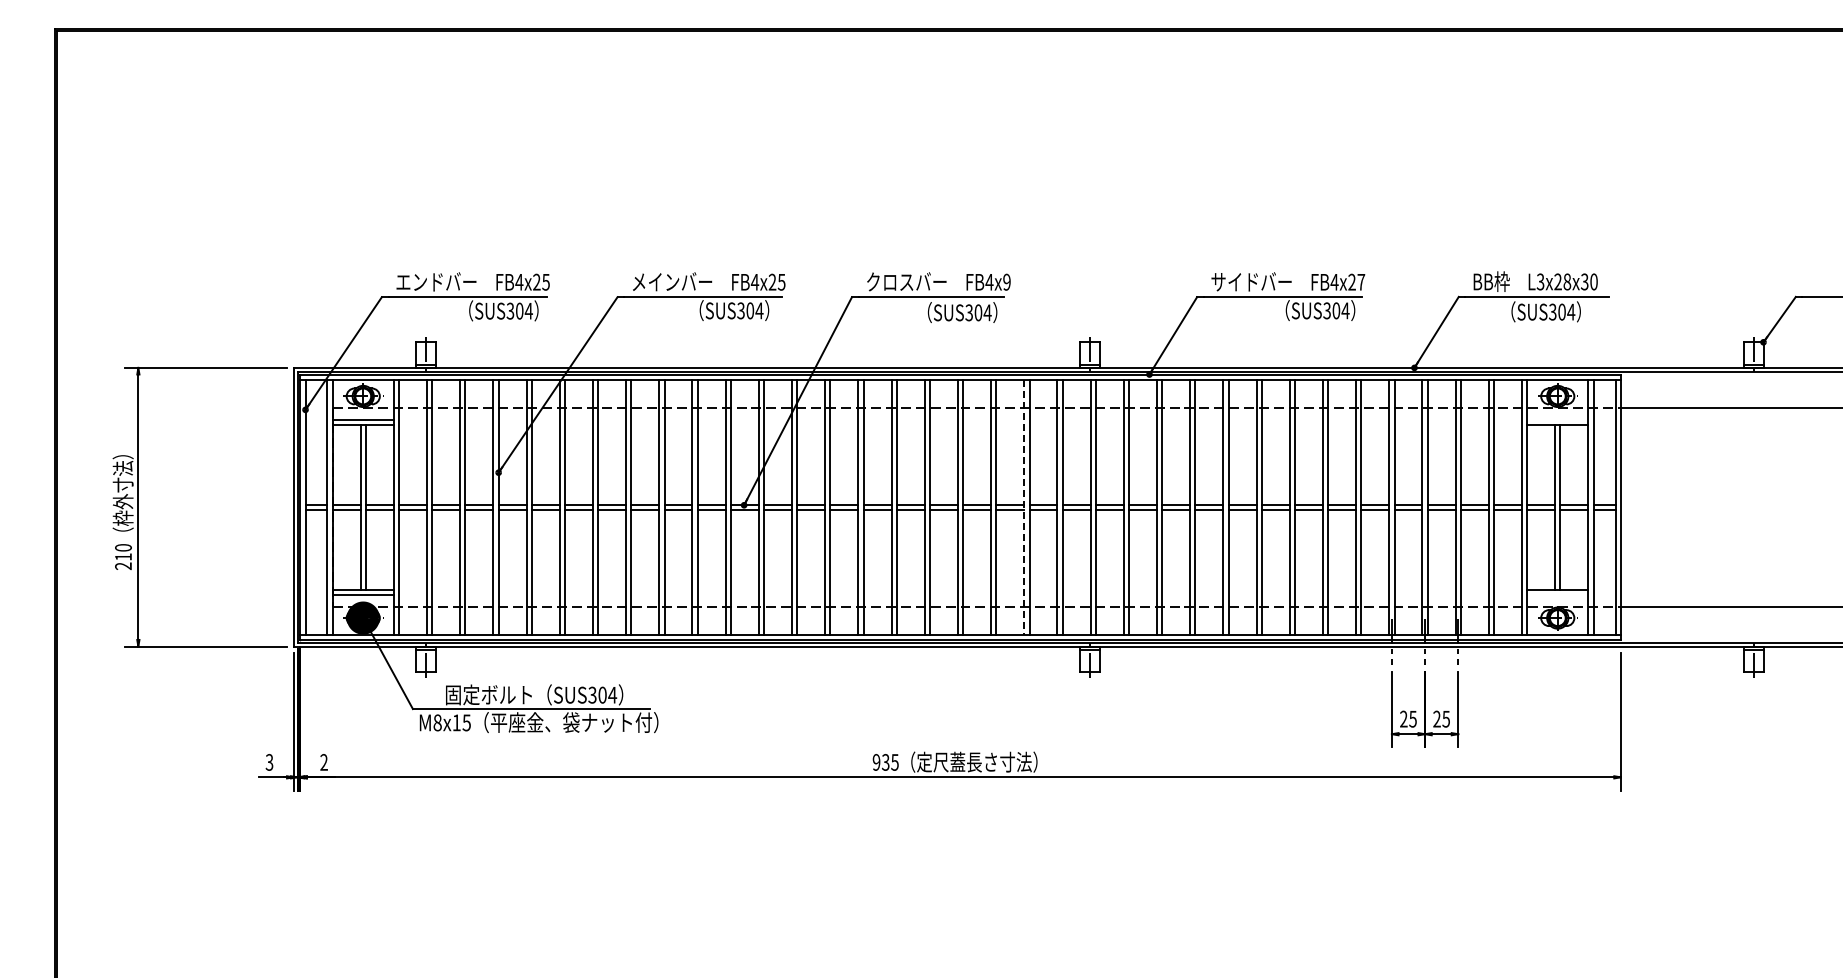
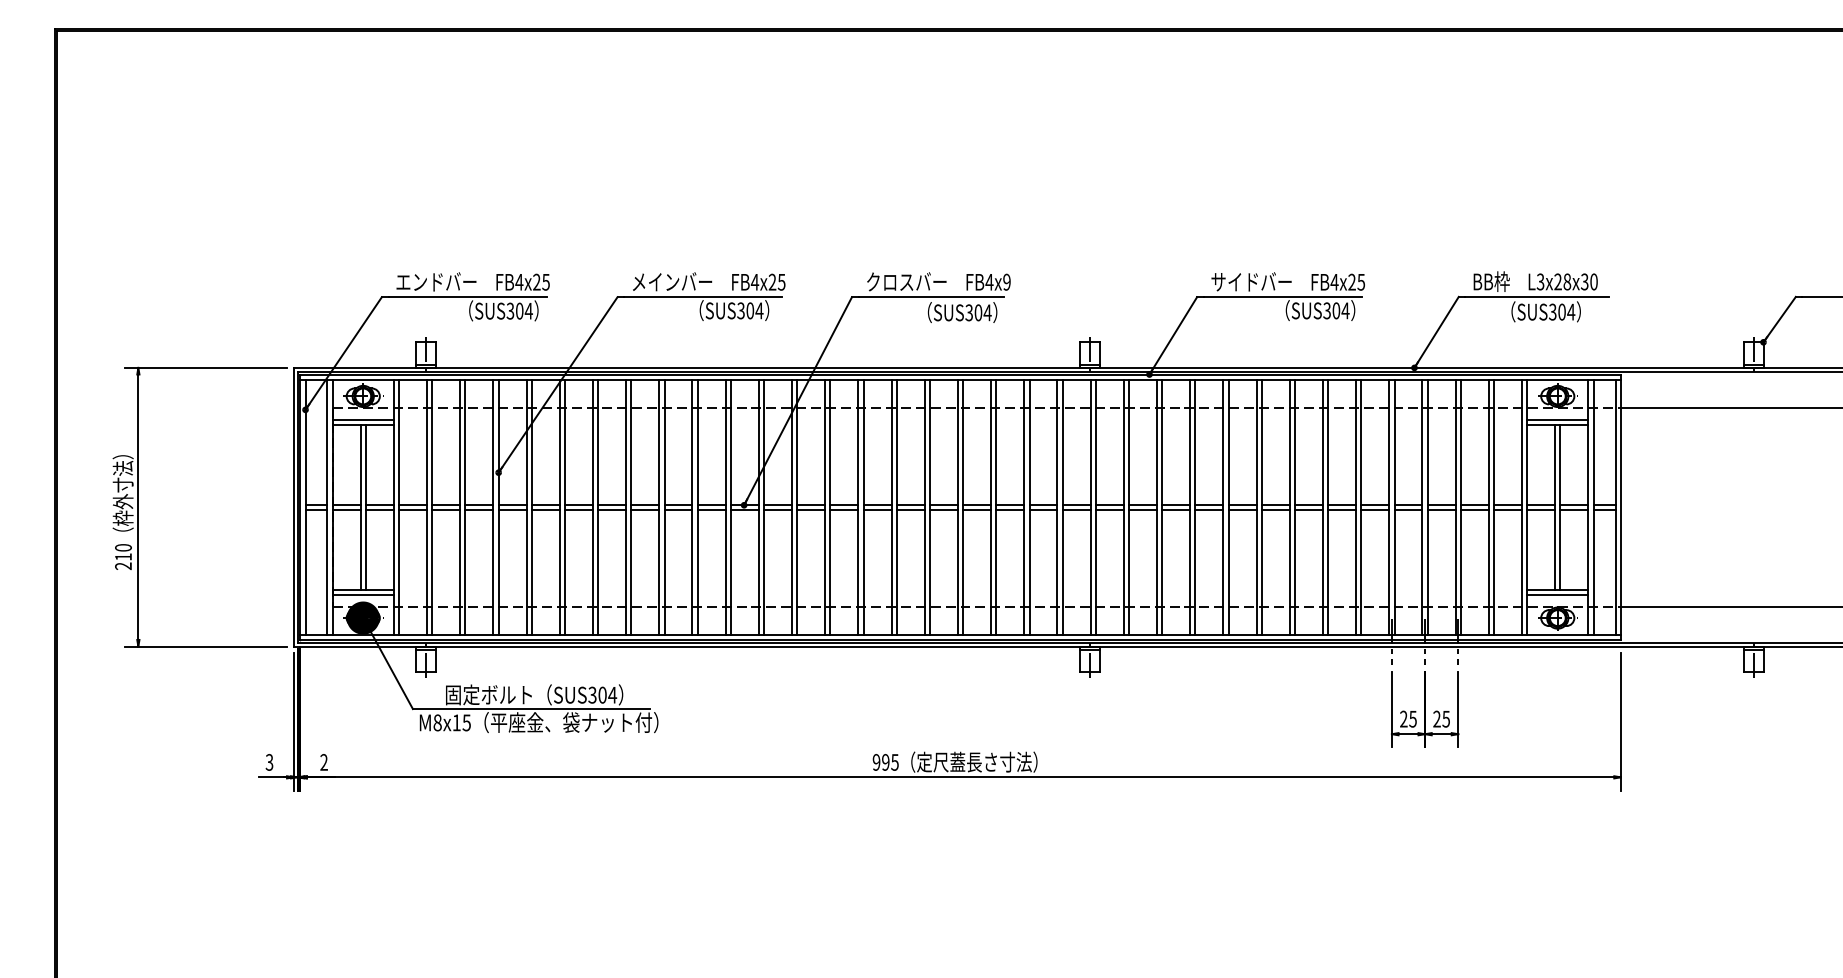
text: FB4x27 -> FB4x25 (1361, 282)
line: none -> present (1557, 419)
line: dashed -> solid (1024, 507)
line: none -> present (1557, 594)
text: 935 -> 995 (885, 762)
